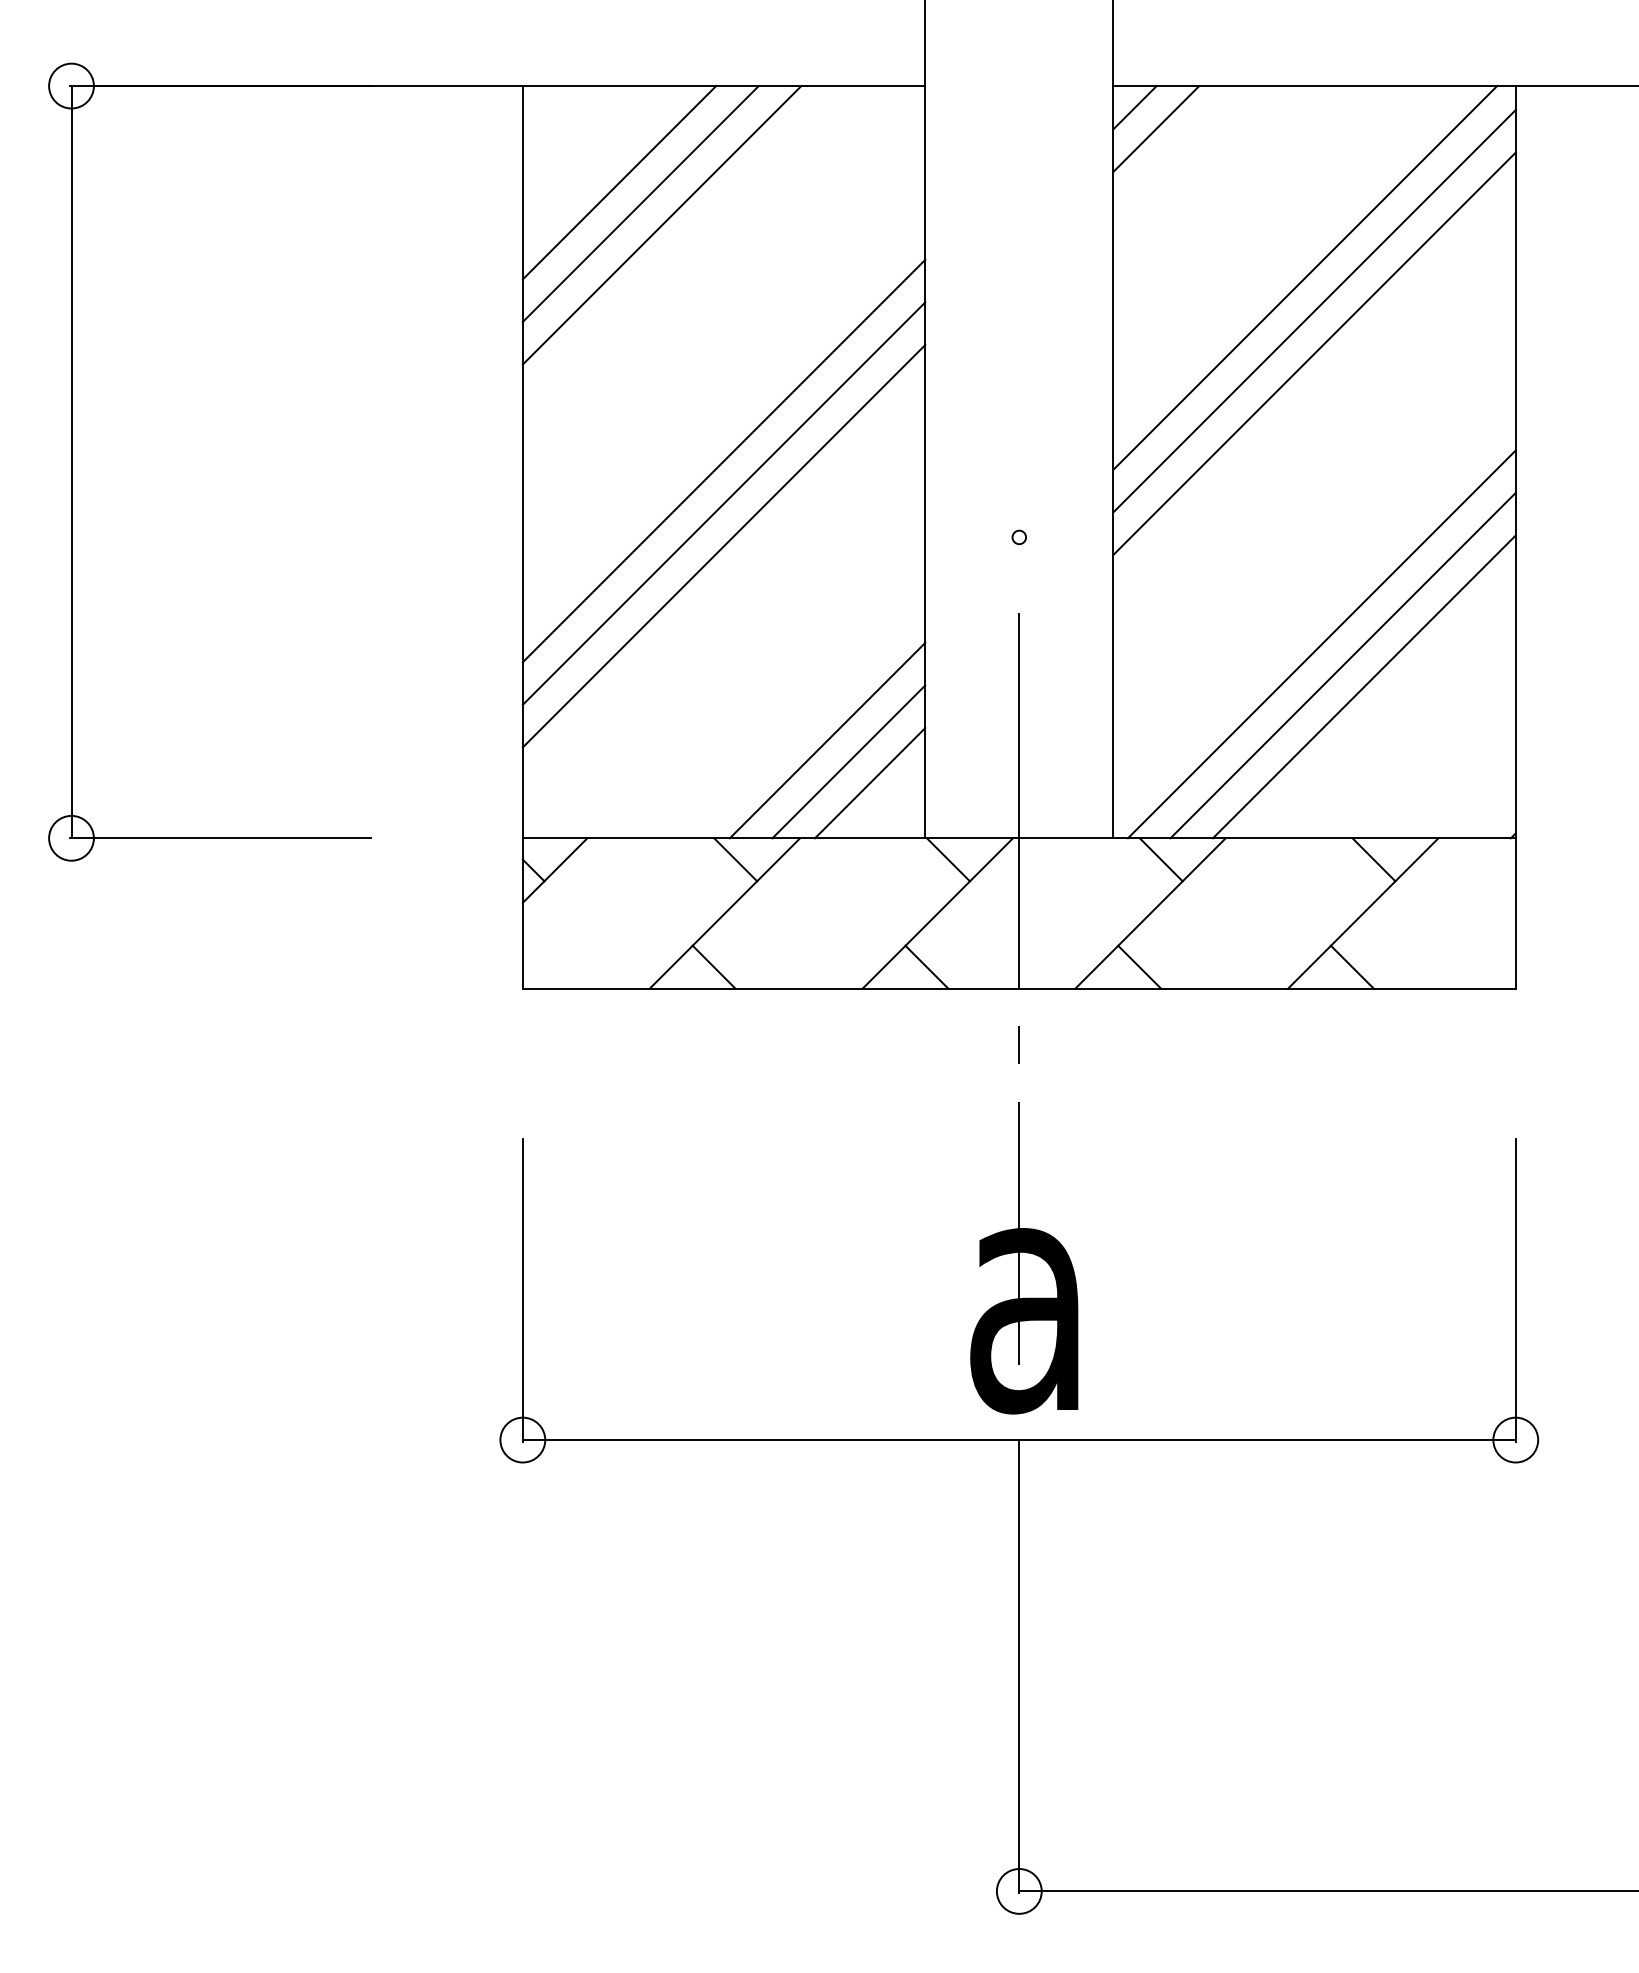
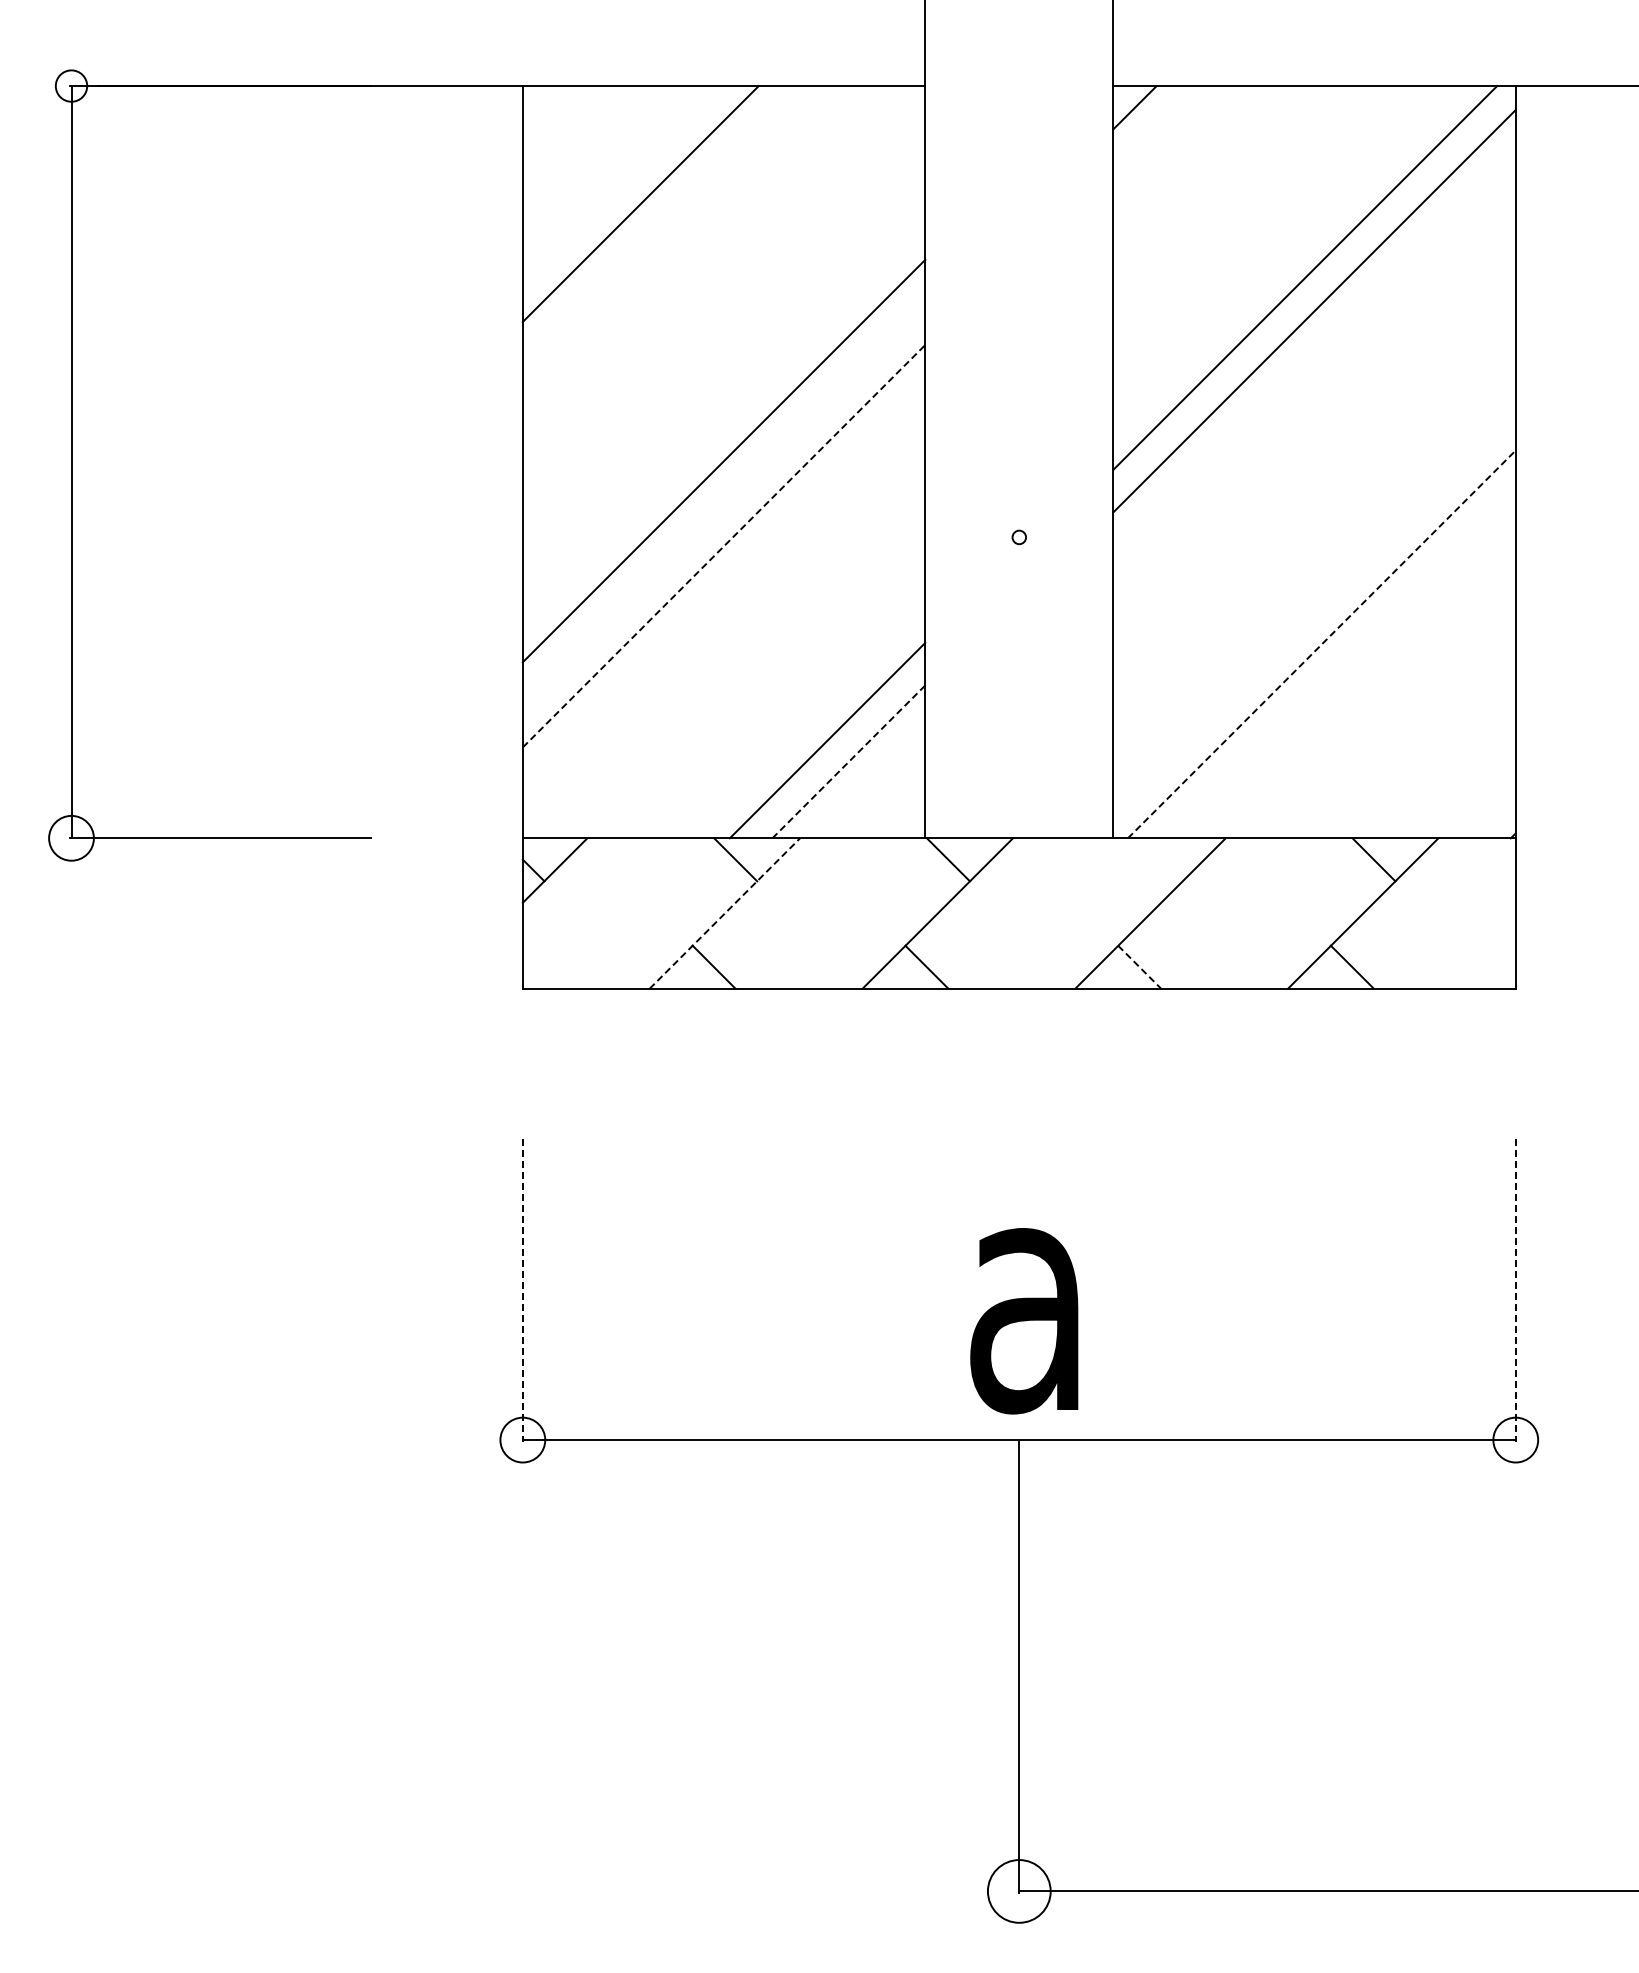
circle diameter: 45 px -> 31 px (71, 85)
line: present -> none (1156, 129)
line: present -> none (619, 182)
line: present -> none (661, 225)
line: present -> none (1314, 353)
line: present -> none (723, 503)
line: solid -> dashed (724, 546)
line: solid -> dashed (1322, 644)
line: present -> none (1342, 665)
line: present -> none (1363, 686)
line: solid -> dashed (849, 761)
line: present -> none (870, 783)
line: present -> none (1160, 859)
line: solid -> dashed (725, 913)
line: solid -> dashed (1140, 967)
line: present -> none (1019, 988)
line: solid -> dashed (522, 1290)
line: solid -> dashed (1515, 1290)
circle diameter: 45 px -> 63 px (1018, 1891)
